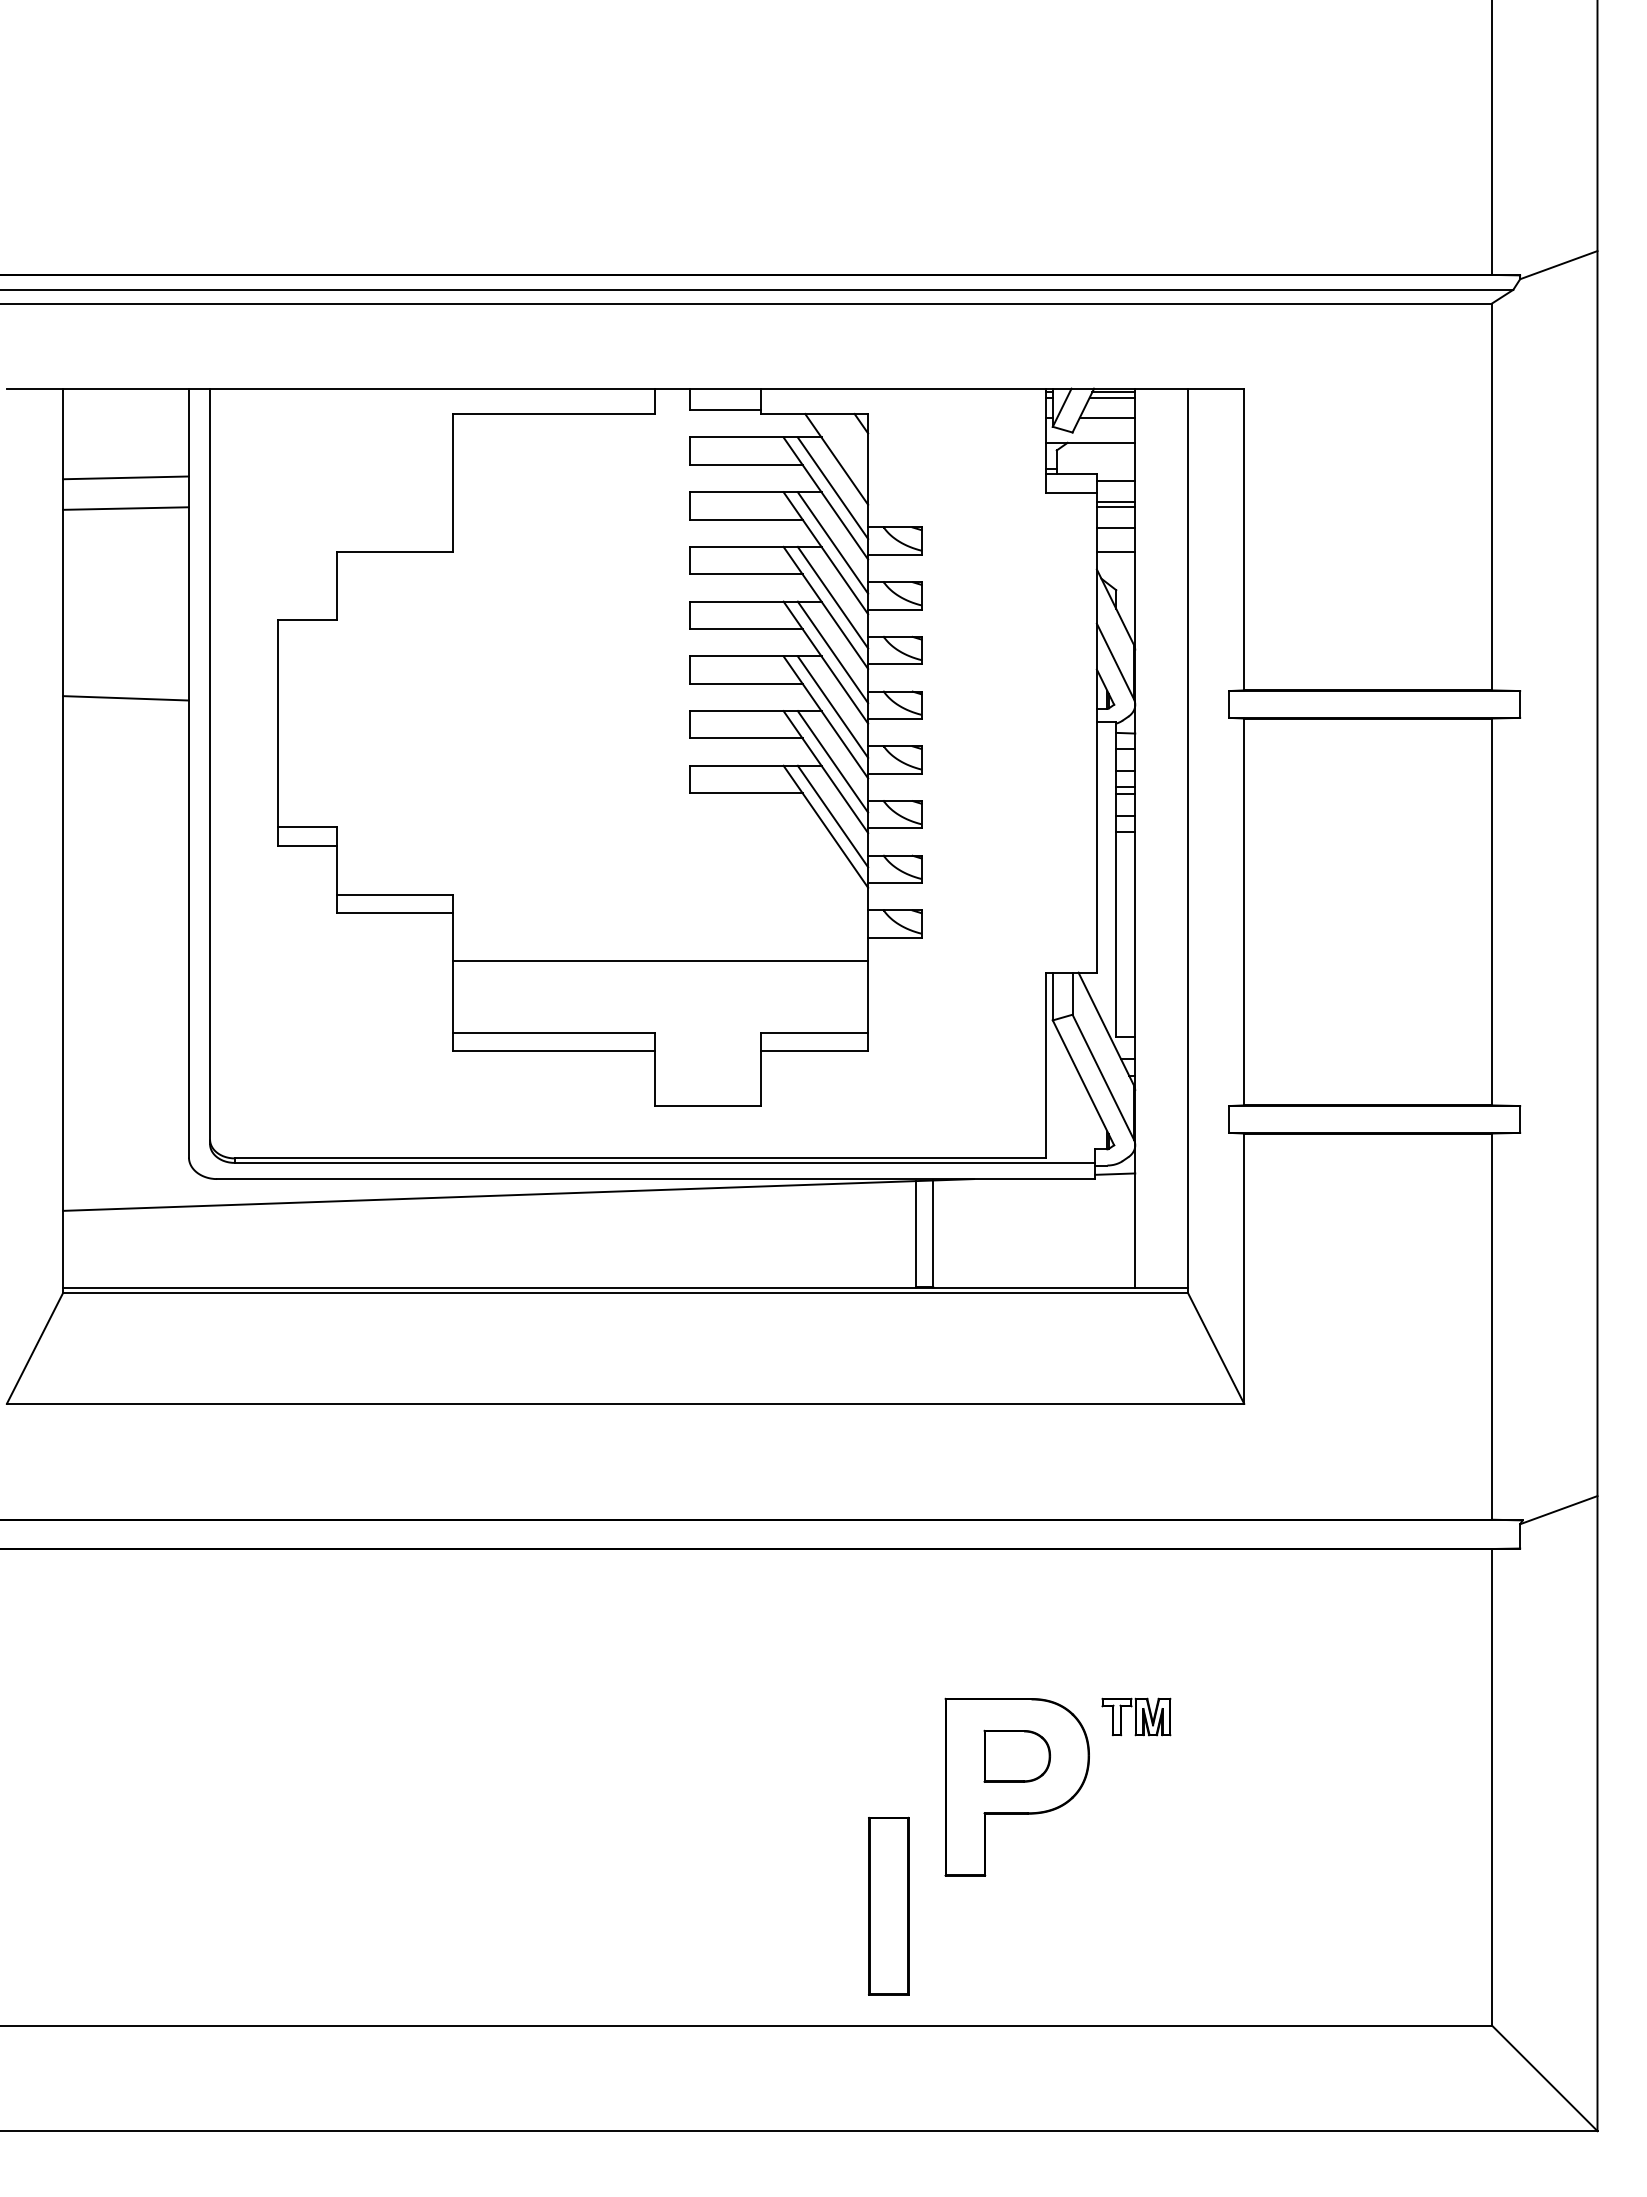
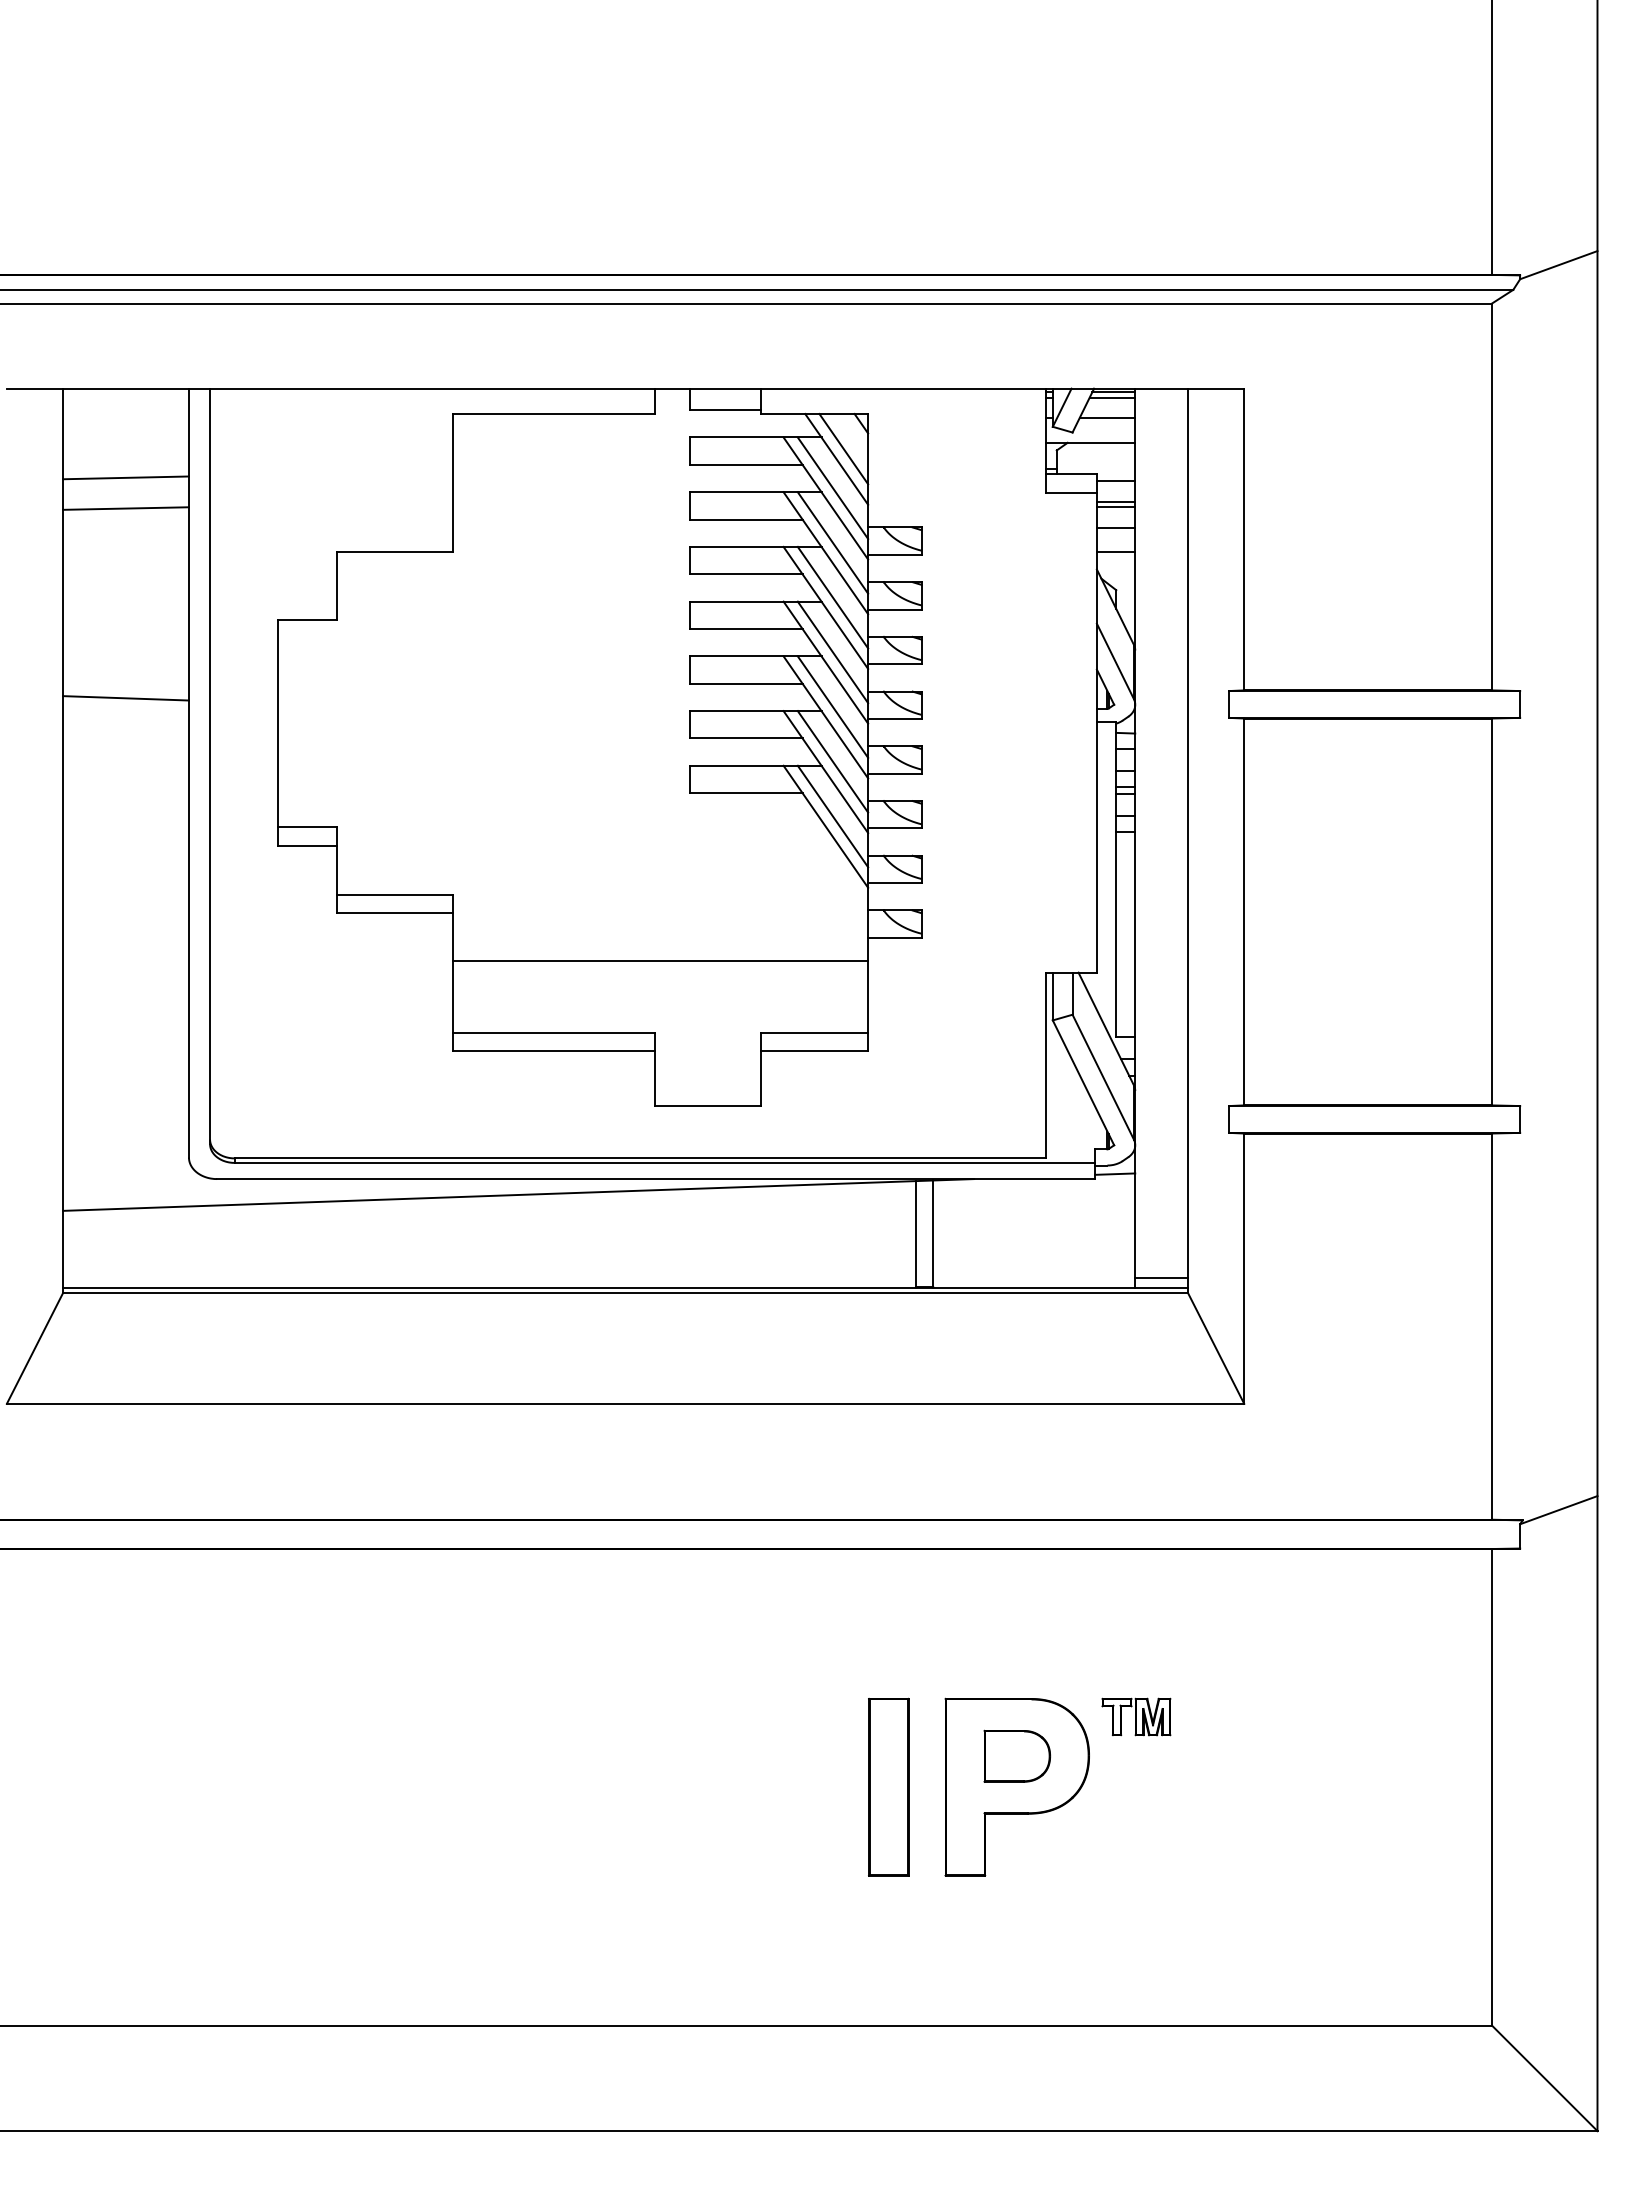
line: none -> present (843, 449)
line: none -> present (1161, 1278)
part position: (888, 1905) -> (888, 1786) (888, 1786)
